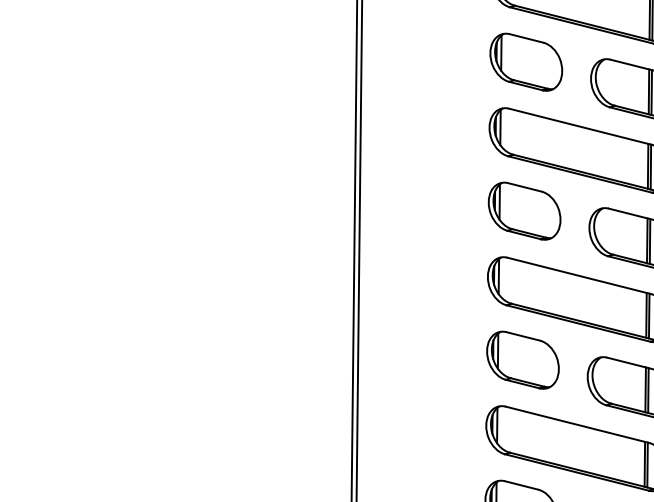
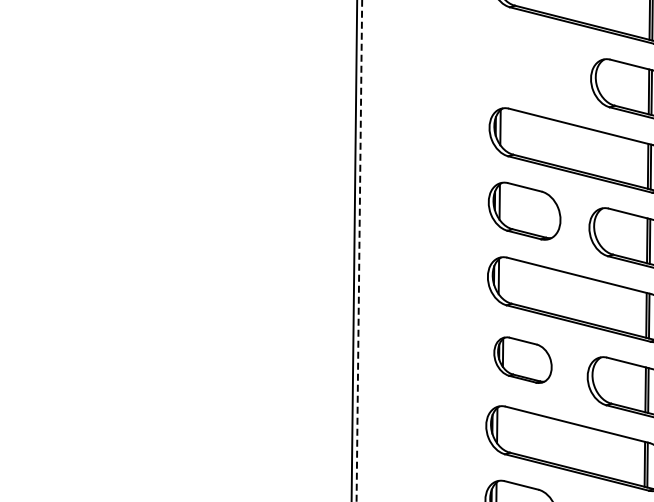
part: present -> none (526, 61)
line: solid -> dashed (359, 251)
part size: 74x60 px -> 60x48 px (522, 359)
